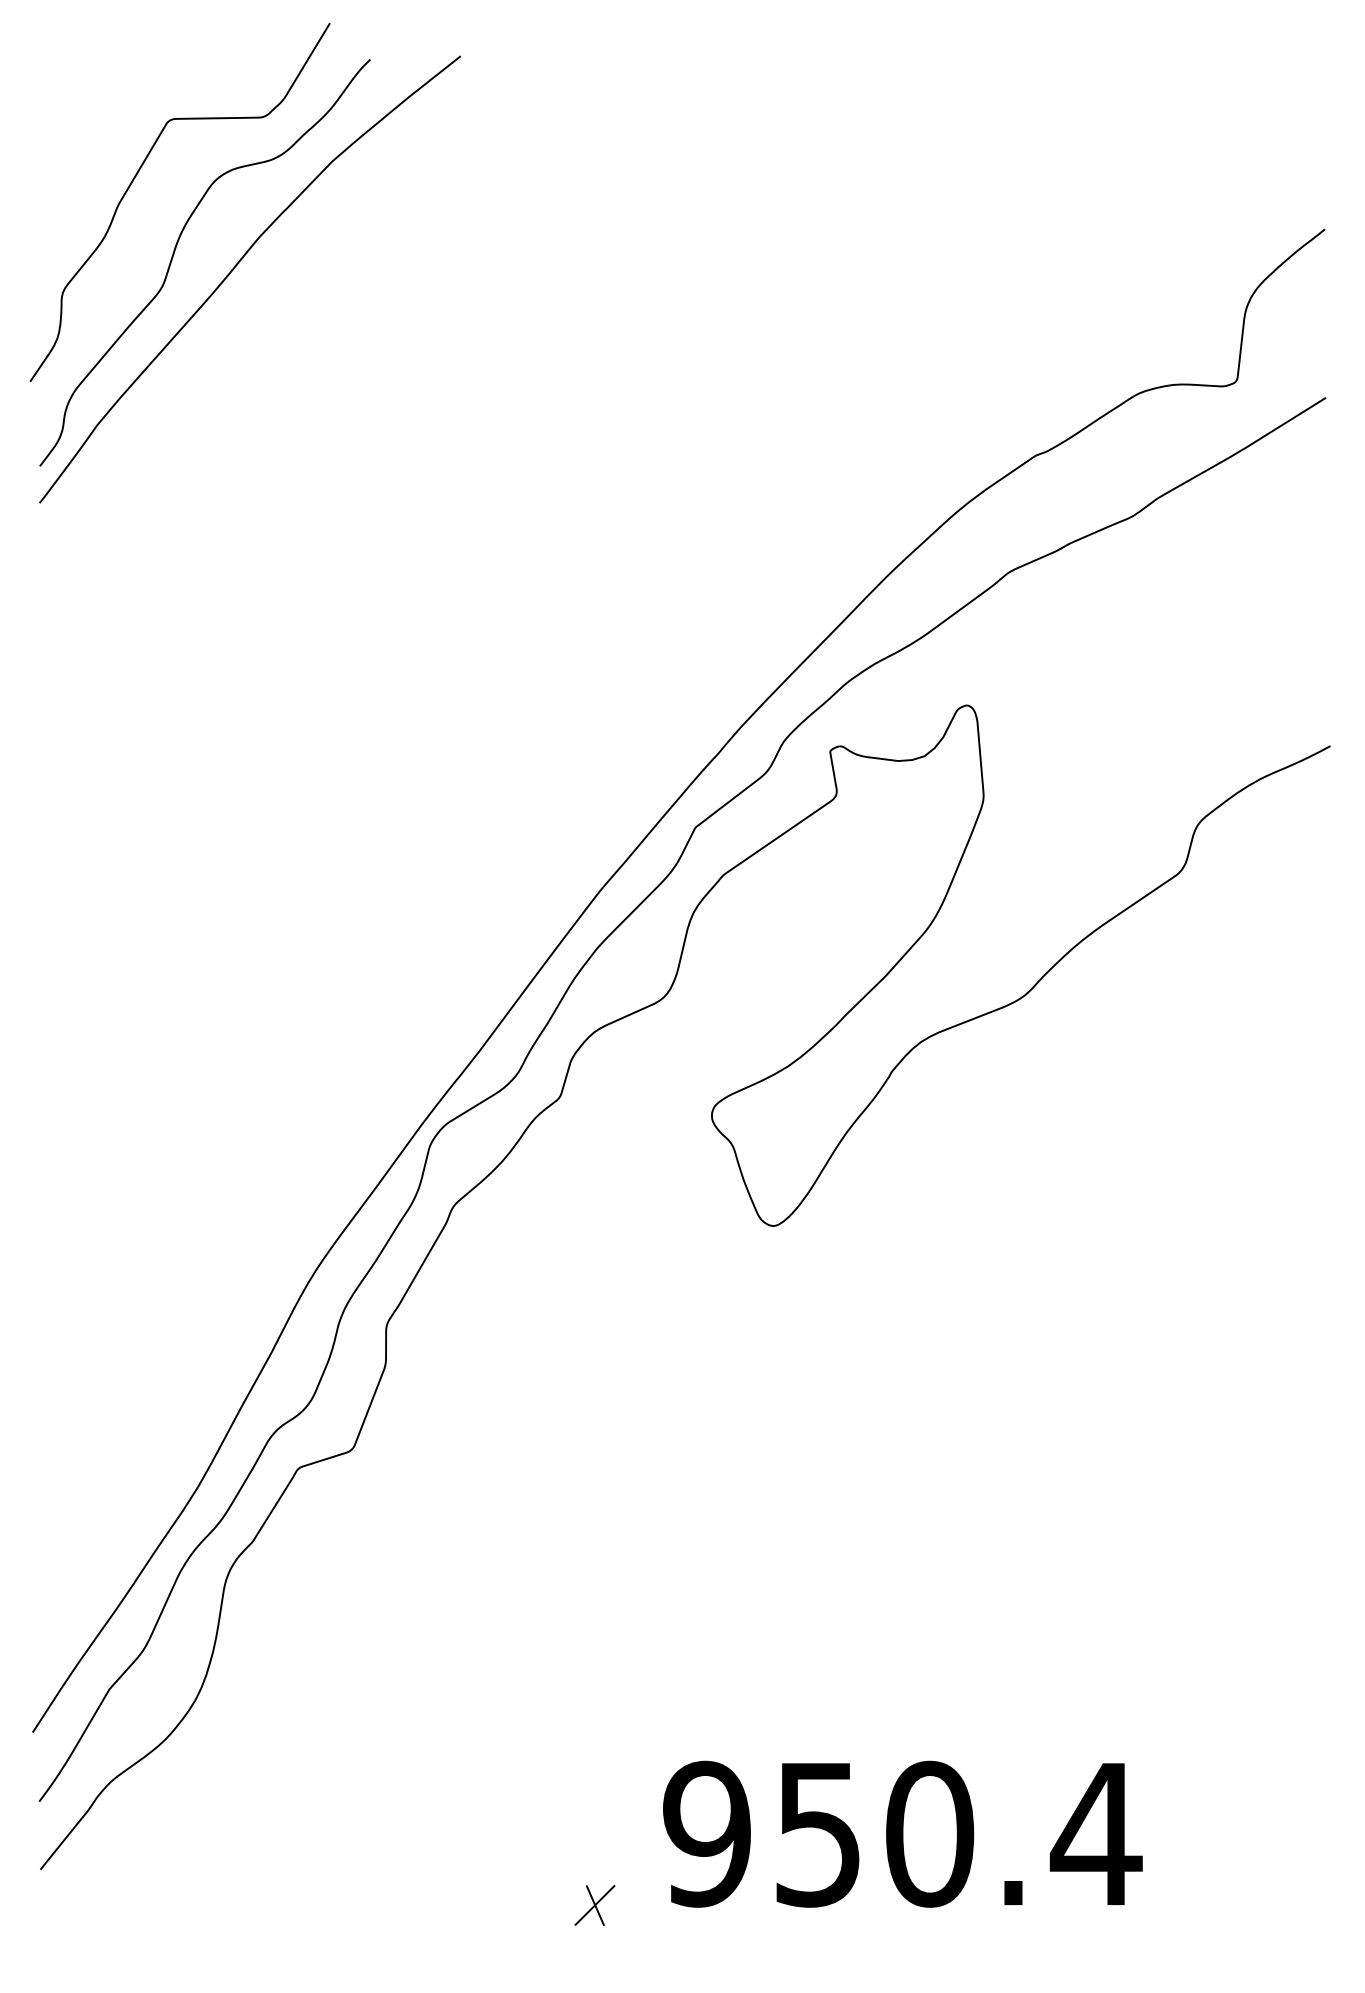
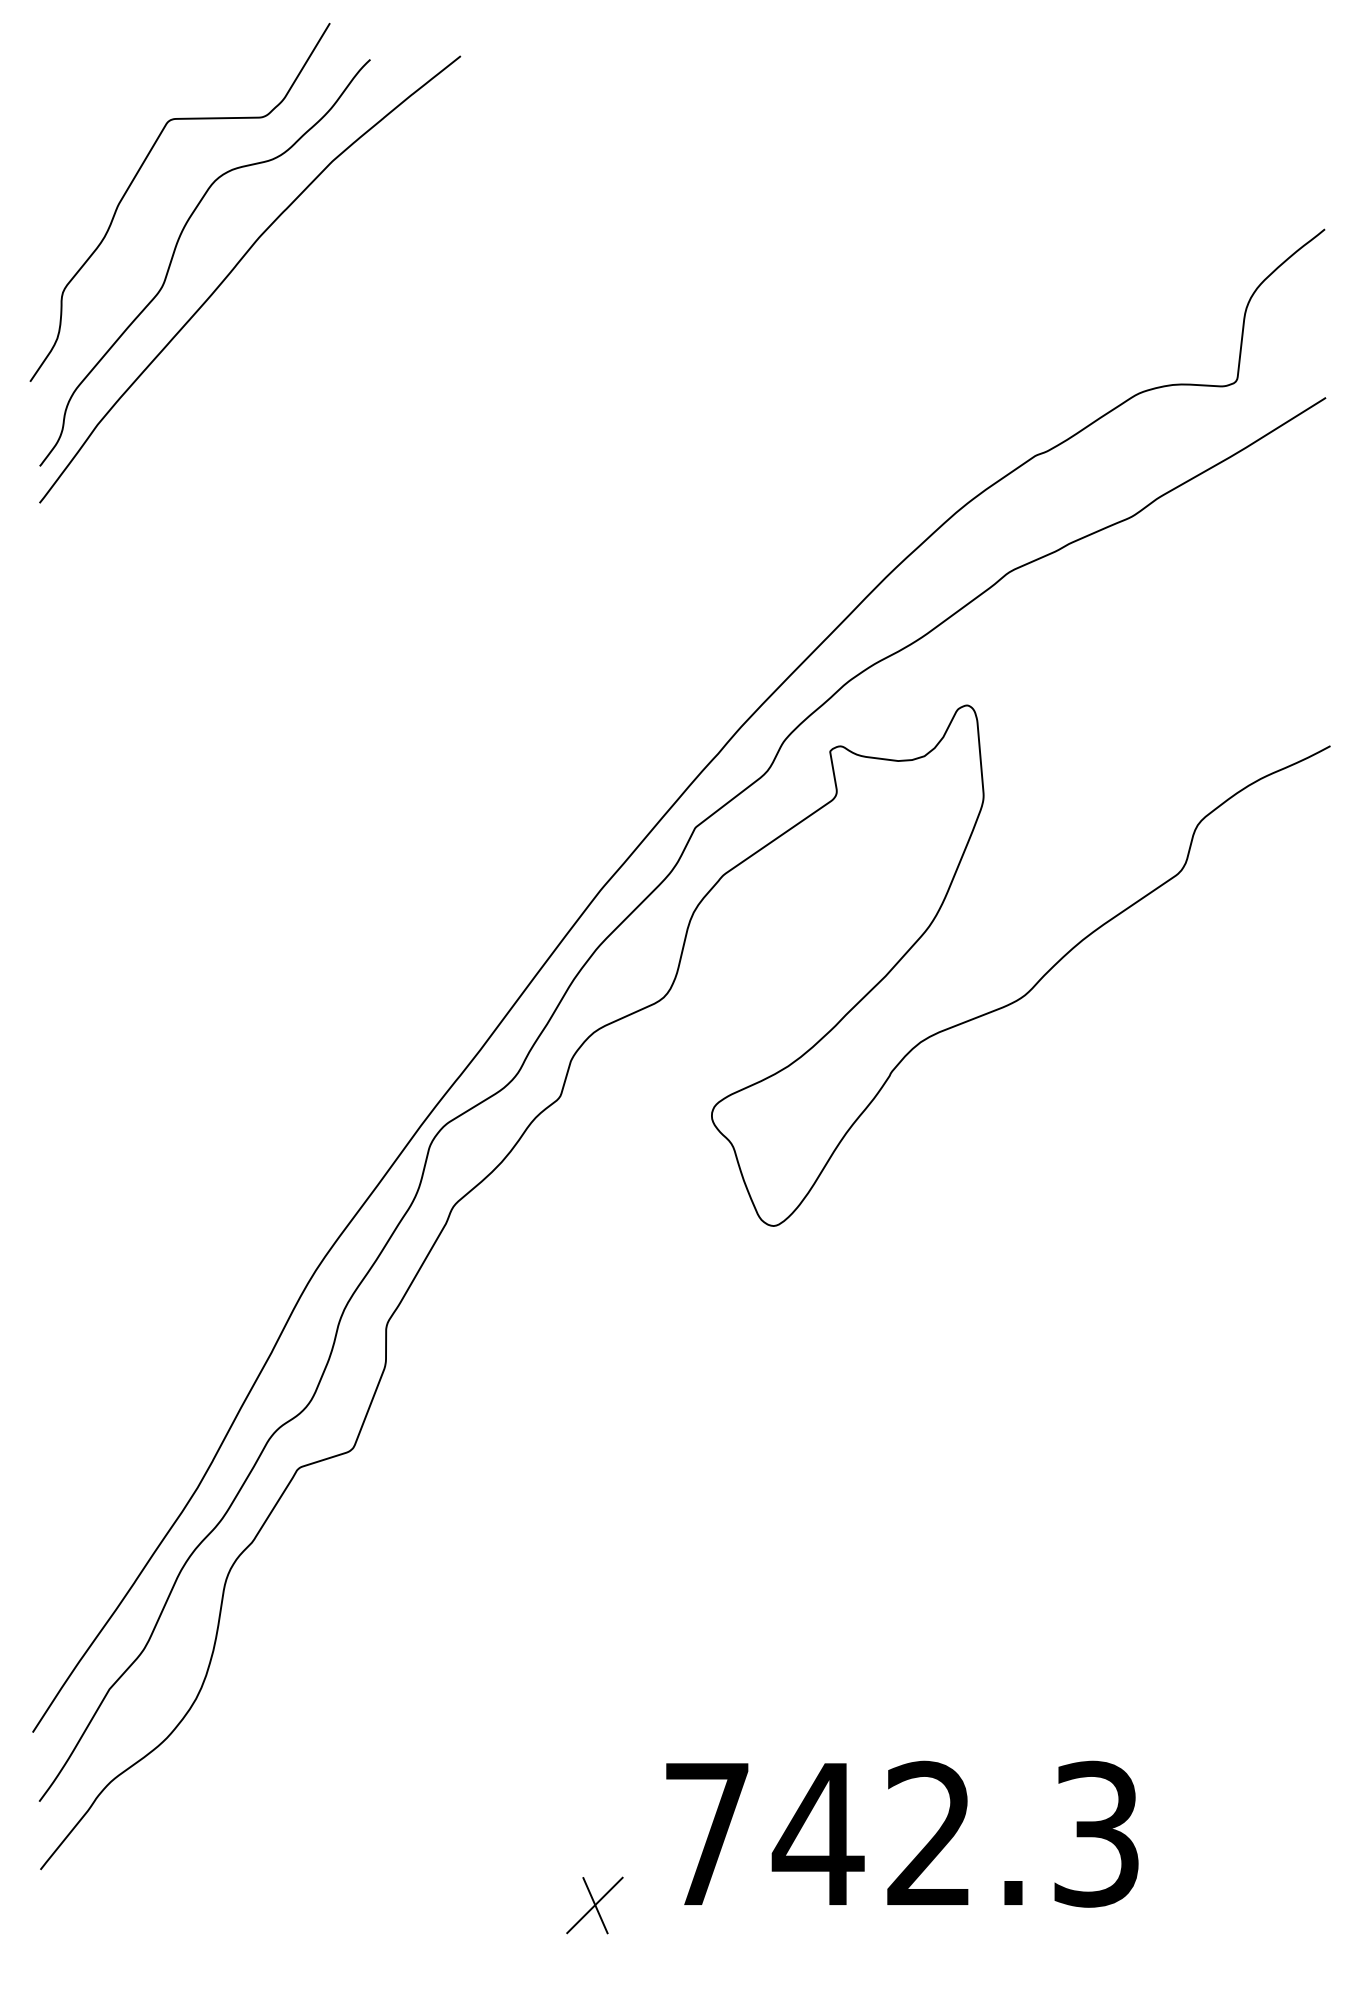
text: 950.4 -> 742.3 (902, 1833)
part size: 42x41 px -> 58x59 px (594, 1905)
